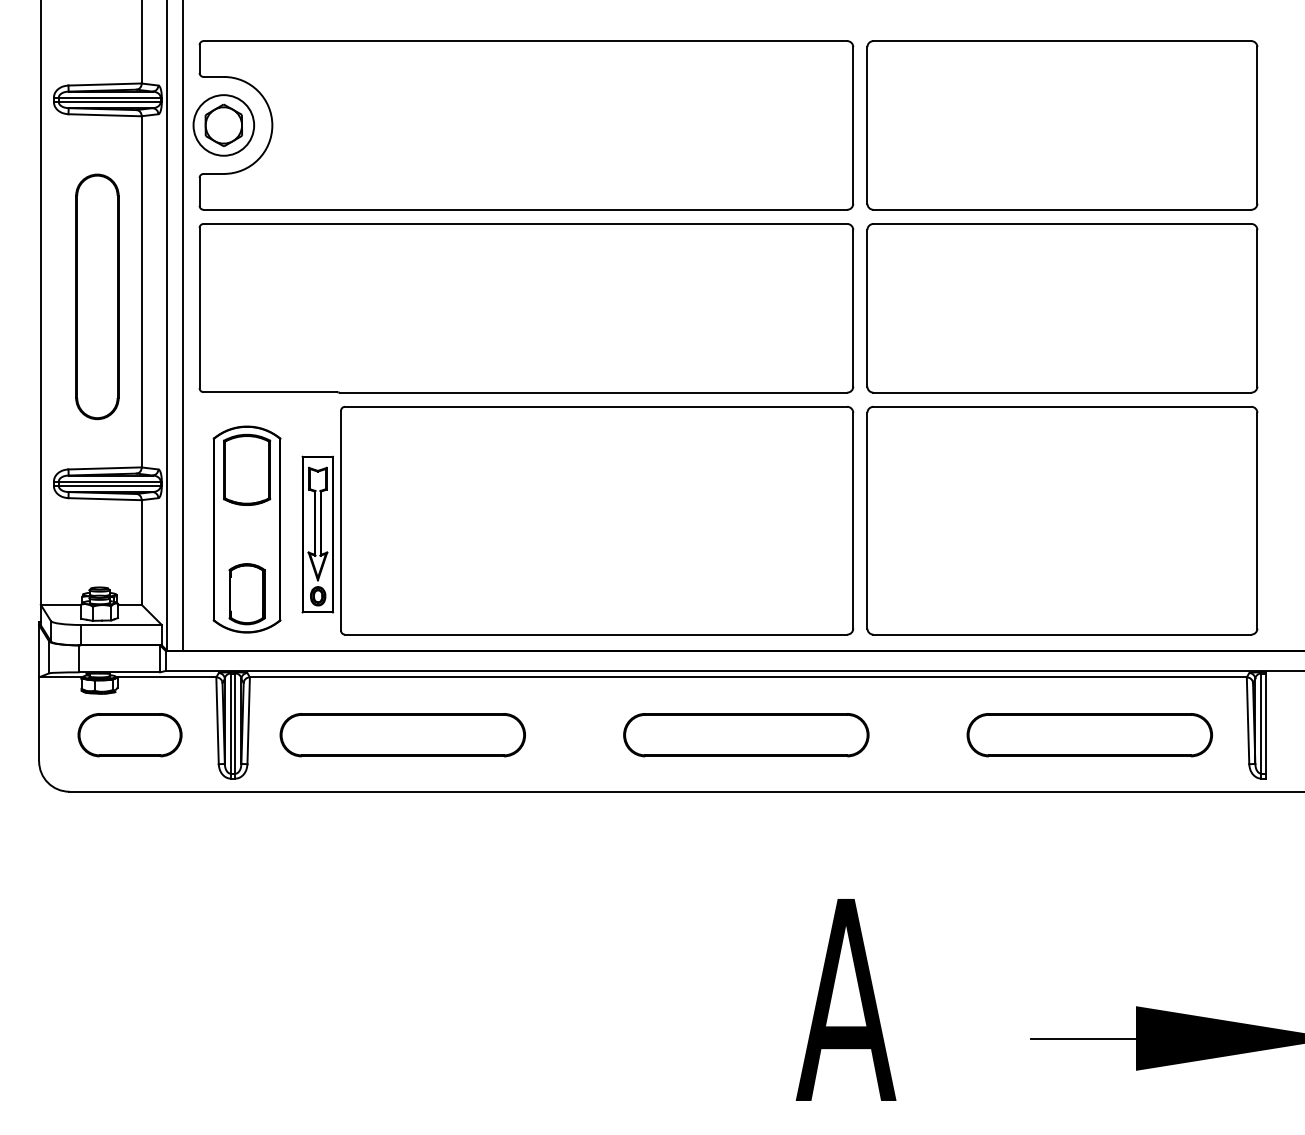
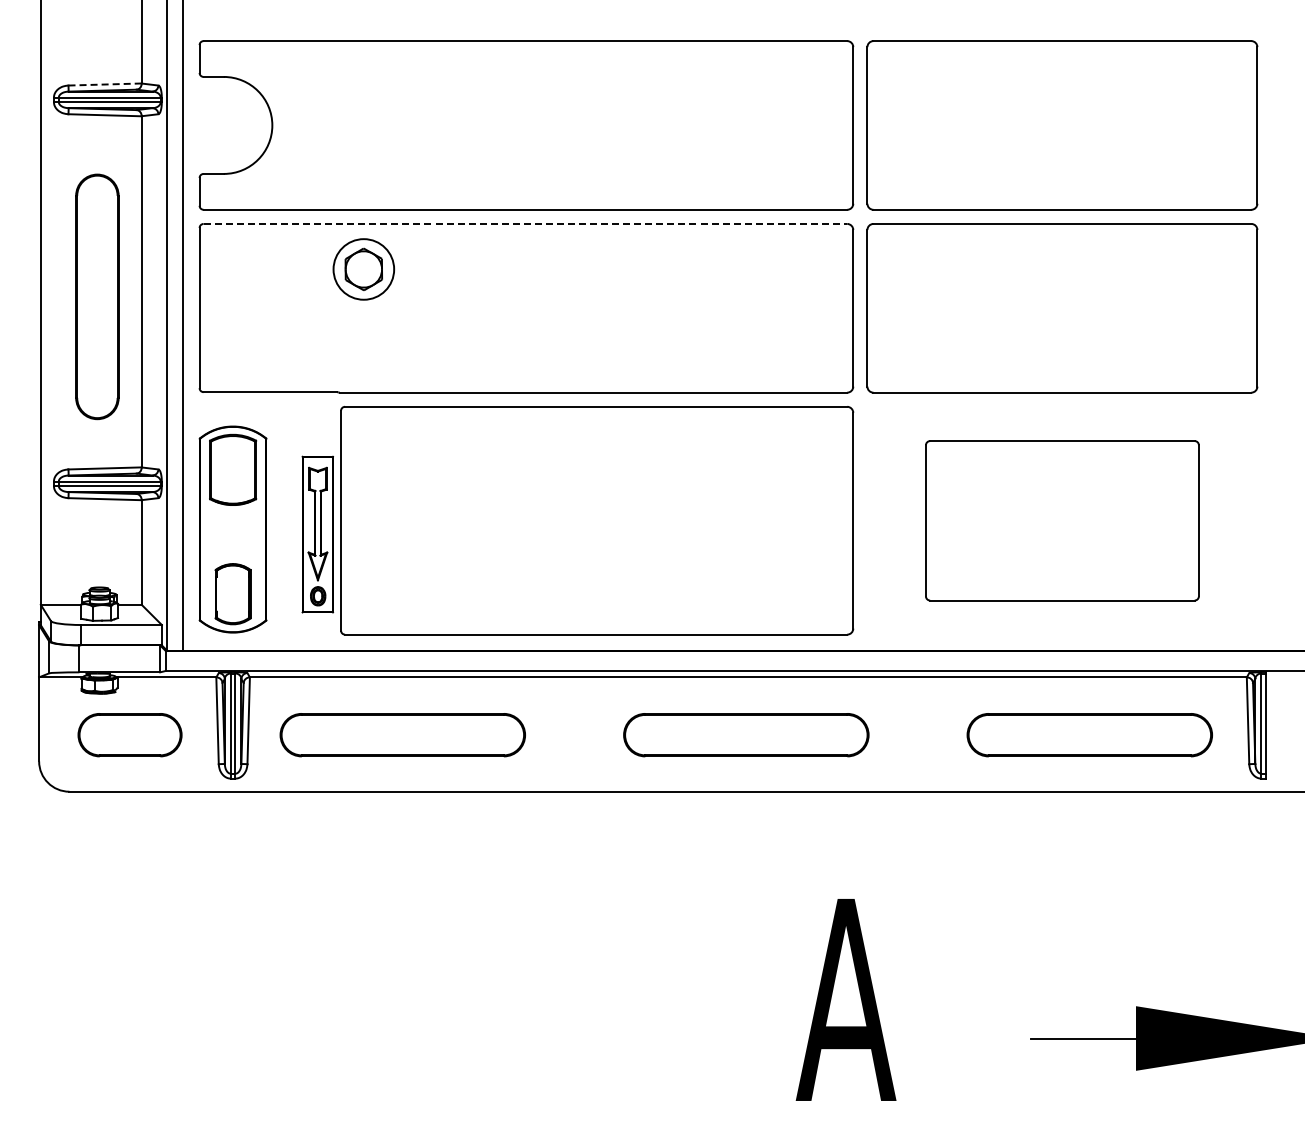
line: solid -> dashed (105, 84)
part position: (223, 125) -> (363, 269) (363, 269)
line: solid -> dashed (525, 223)
part size: 393x230 px -> 275x162 px (1062, 520)
part position: (246, 529) -> (232, 529) (232, 529)
